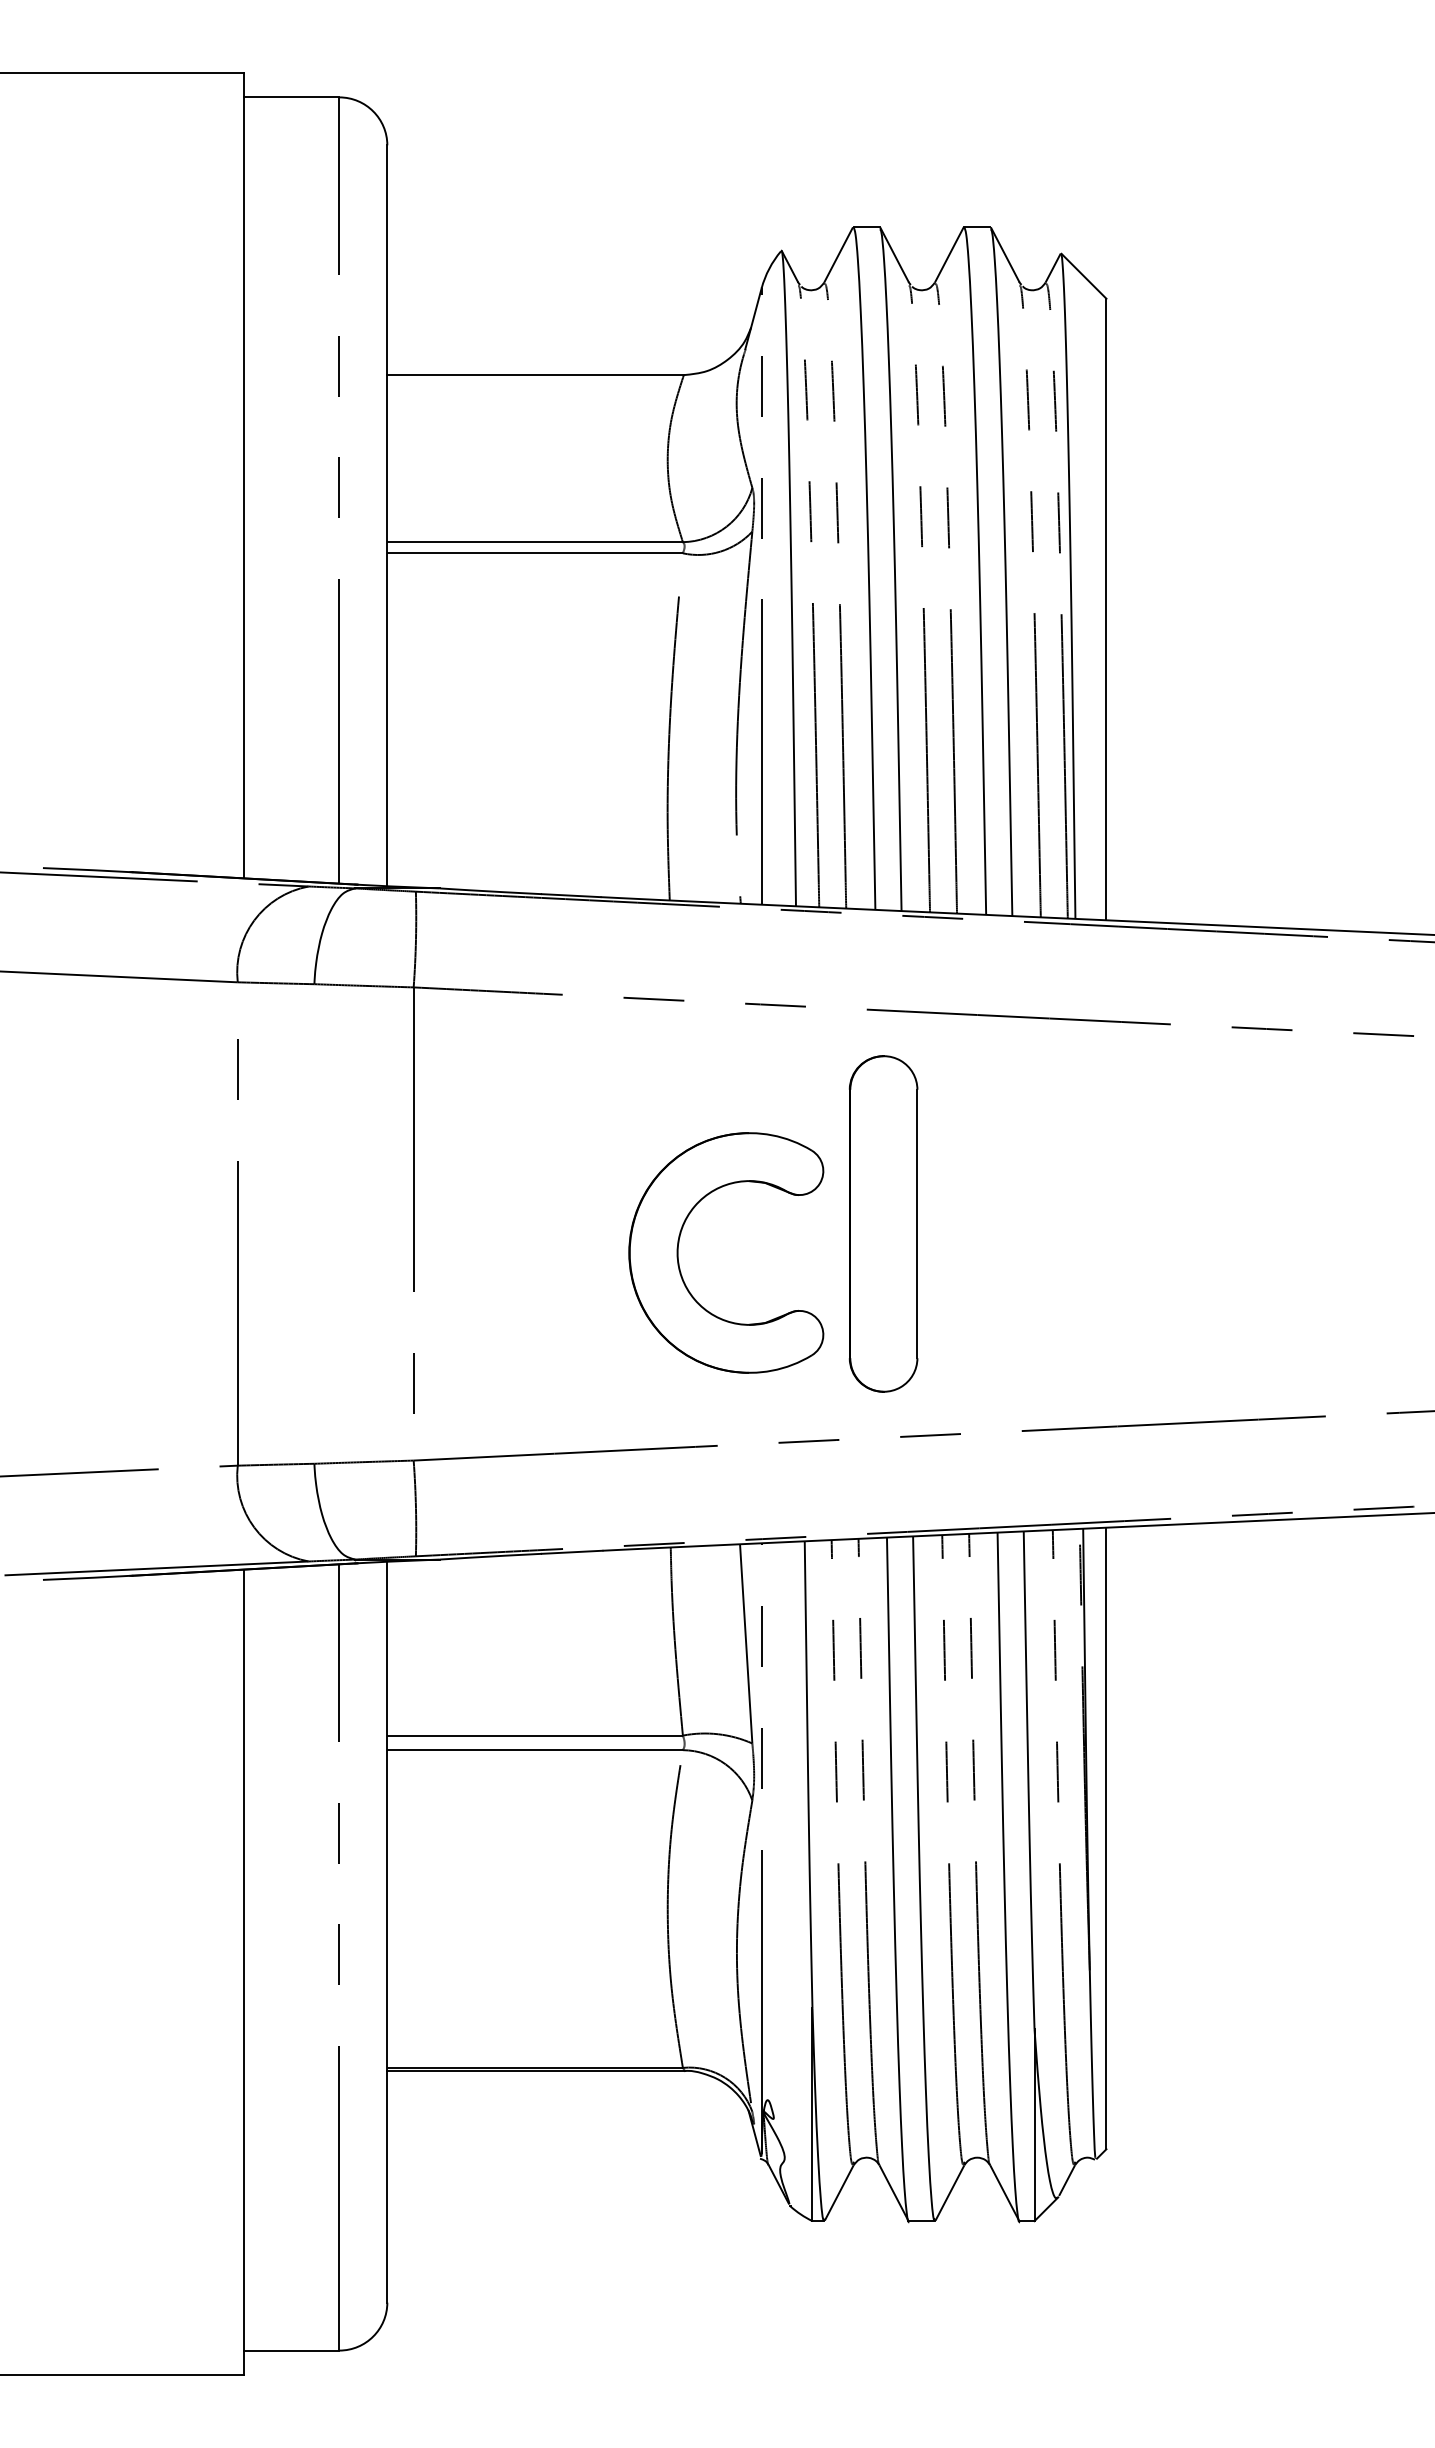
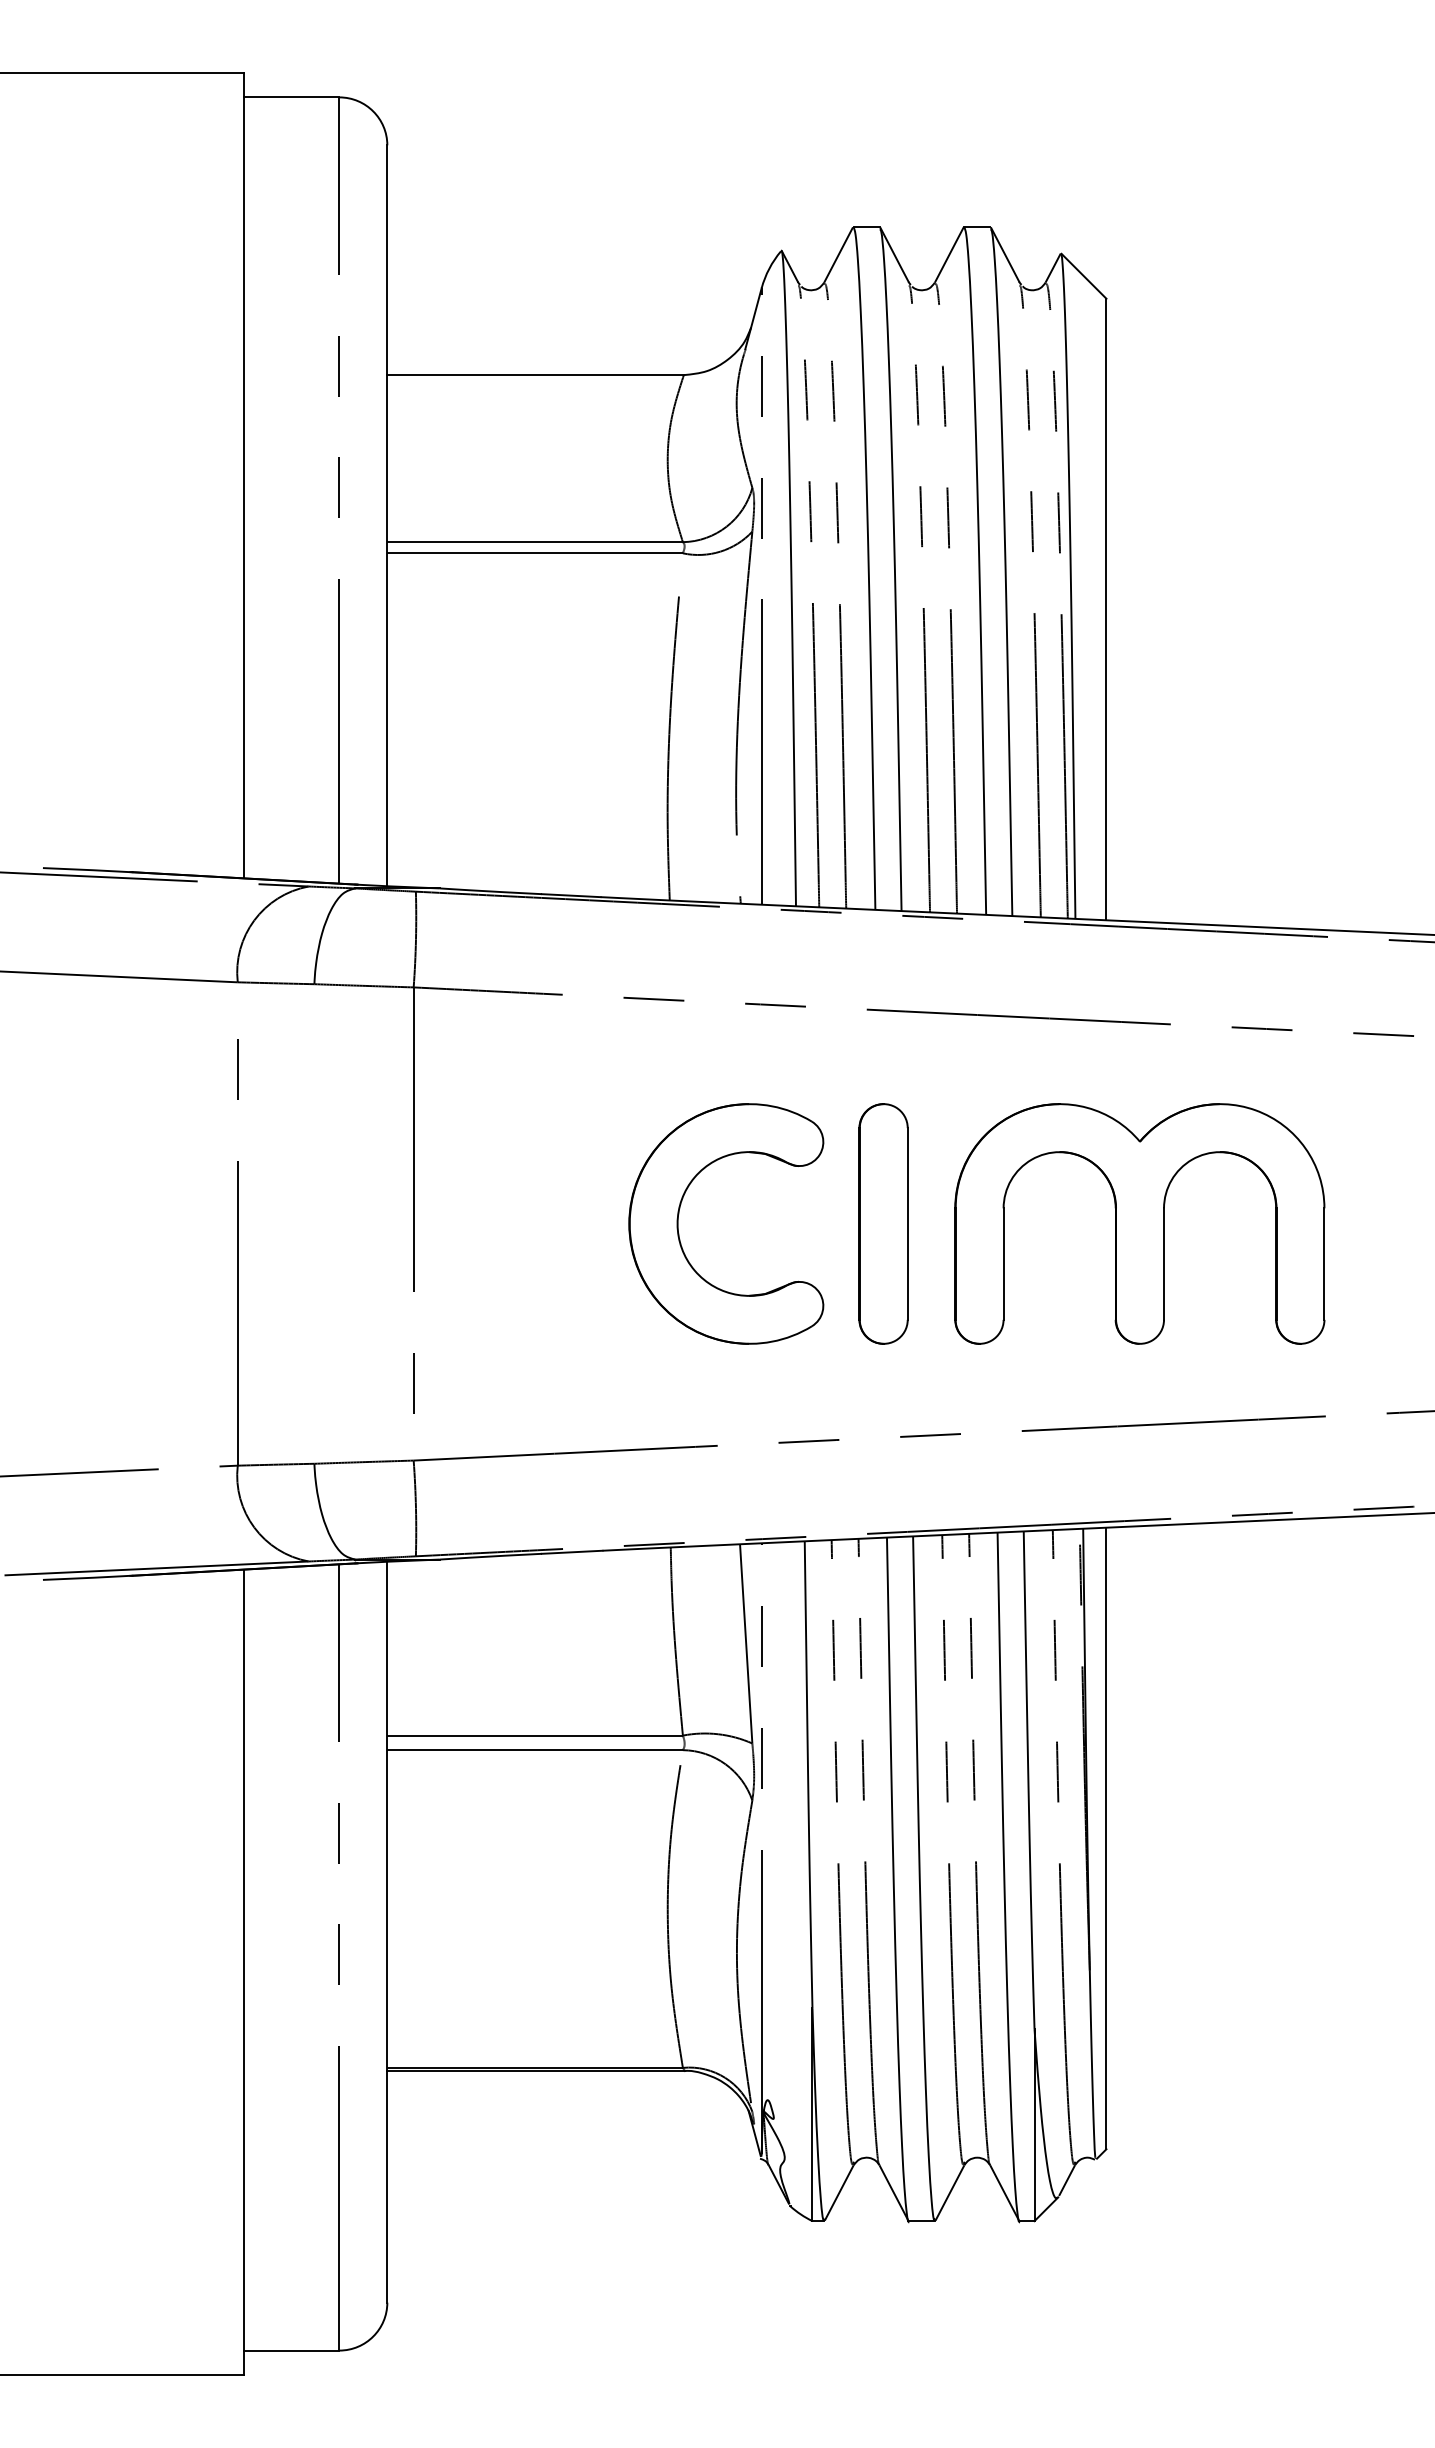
part size: 71x338 px -> 51x242 px (883, 1223)
part: none -> present (1139, 1223)
part position: (679, 1243) -> (679, 1214) (679, 1214)
